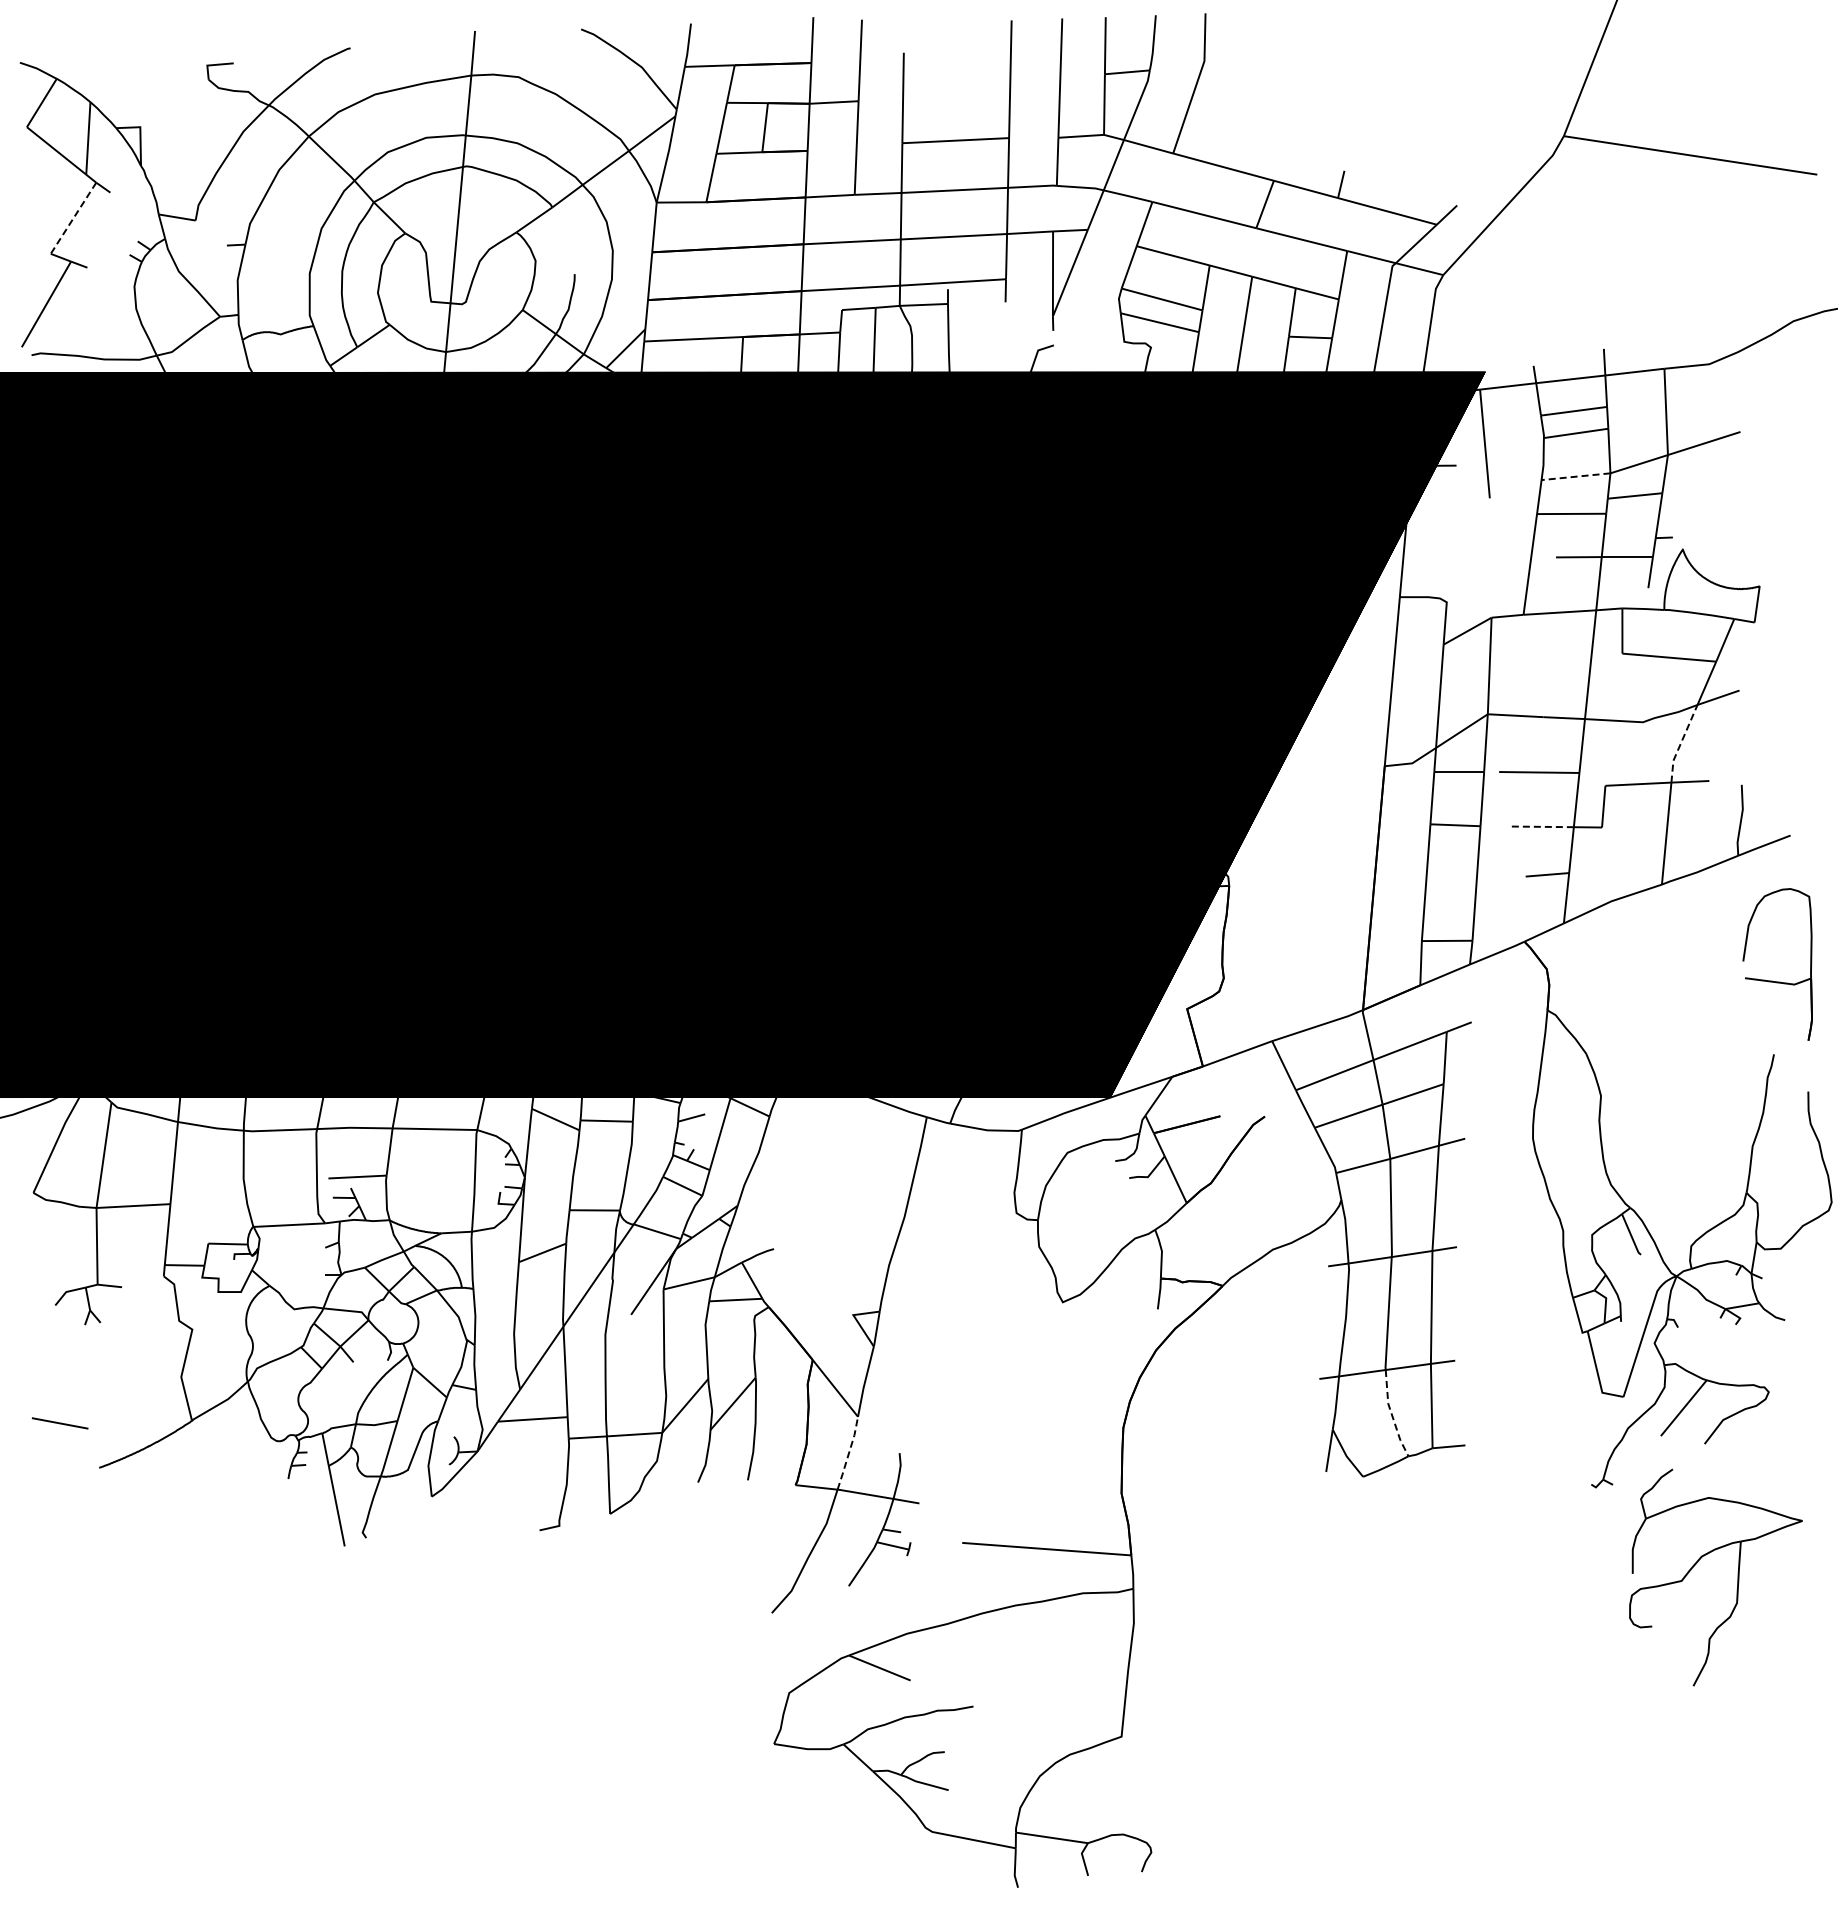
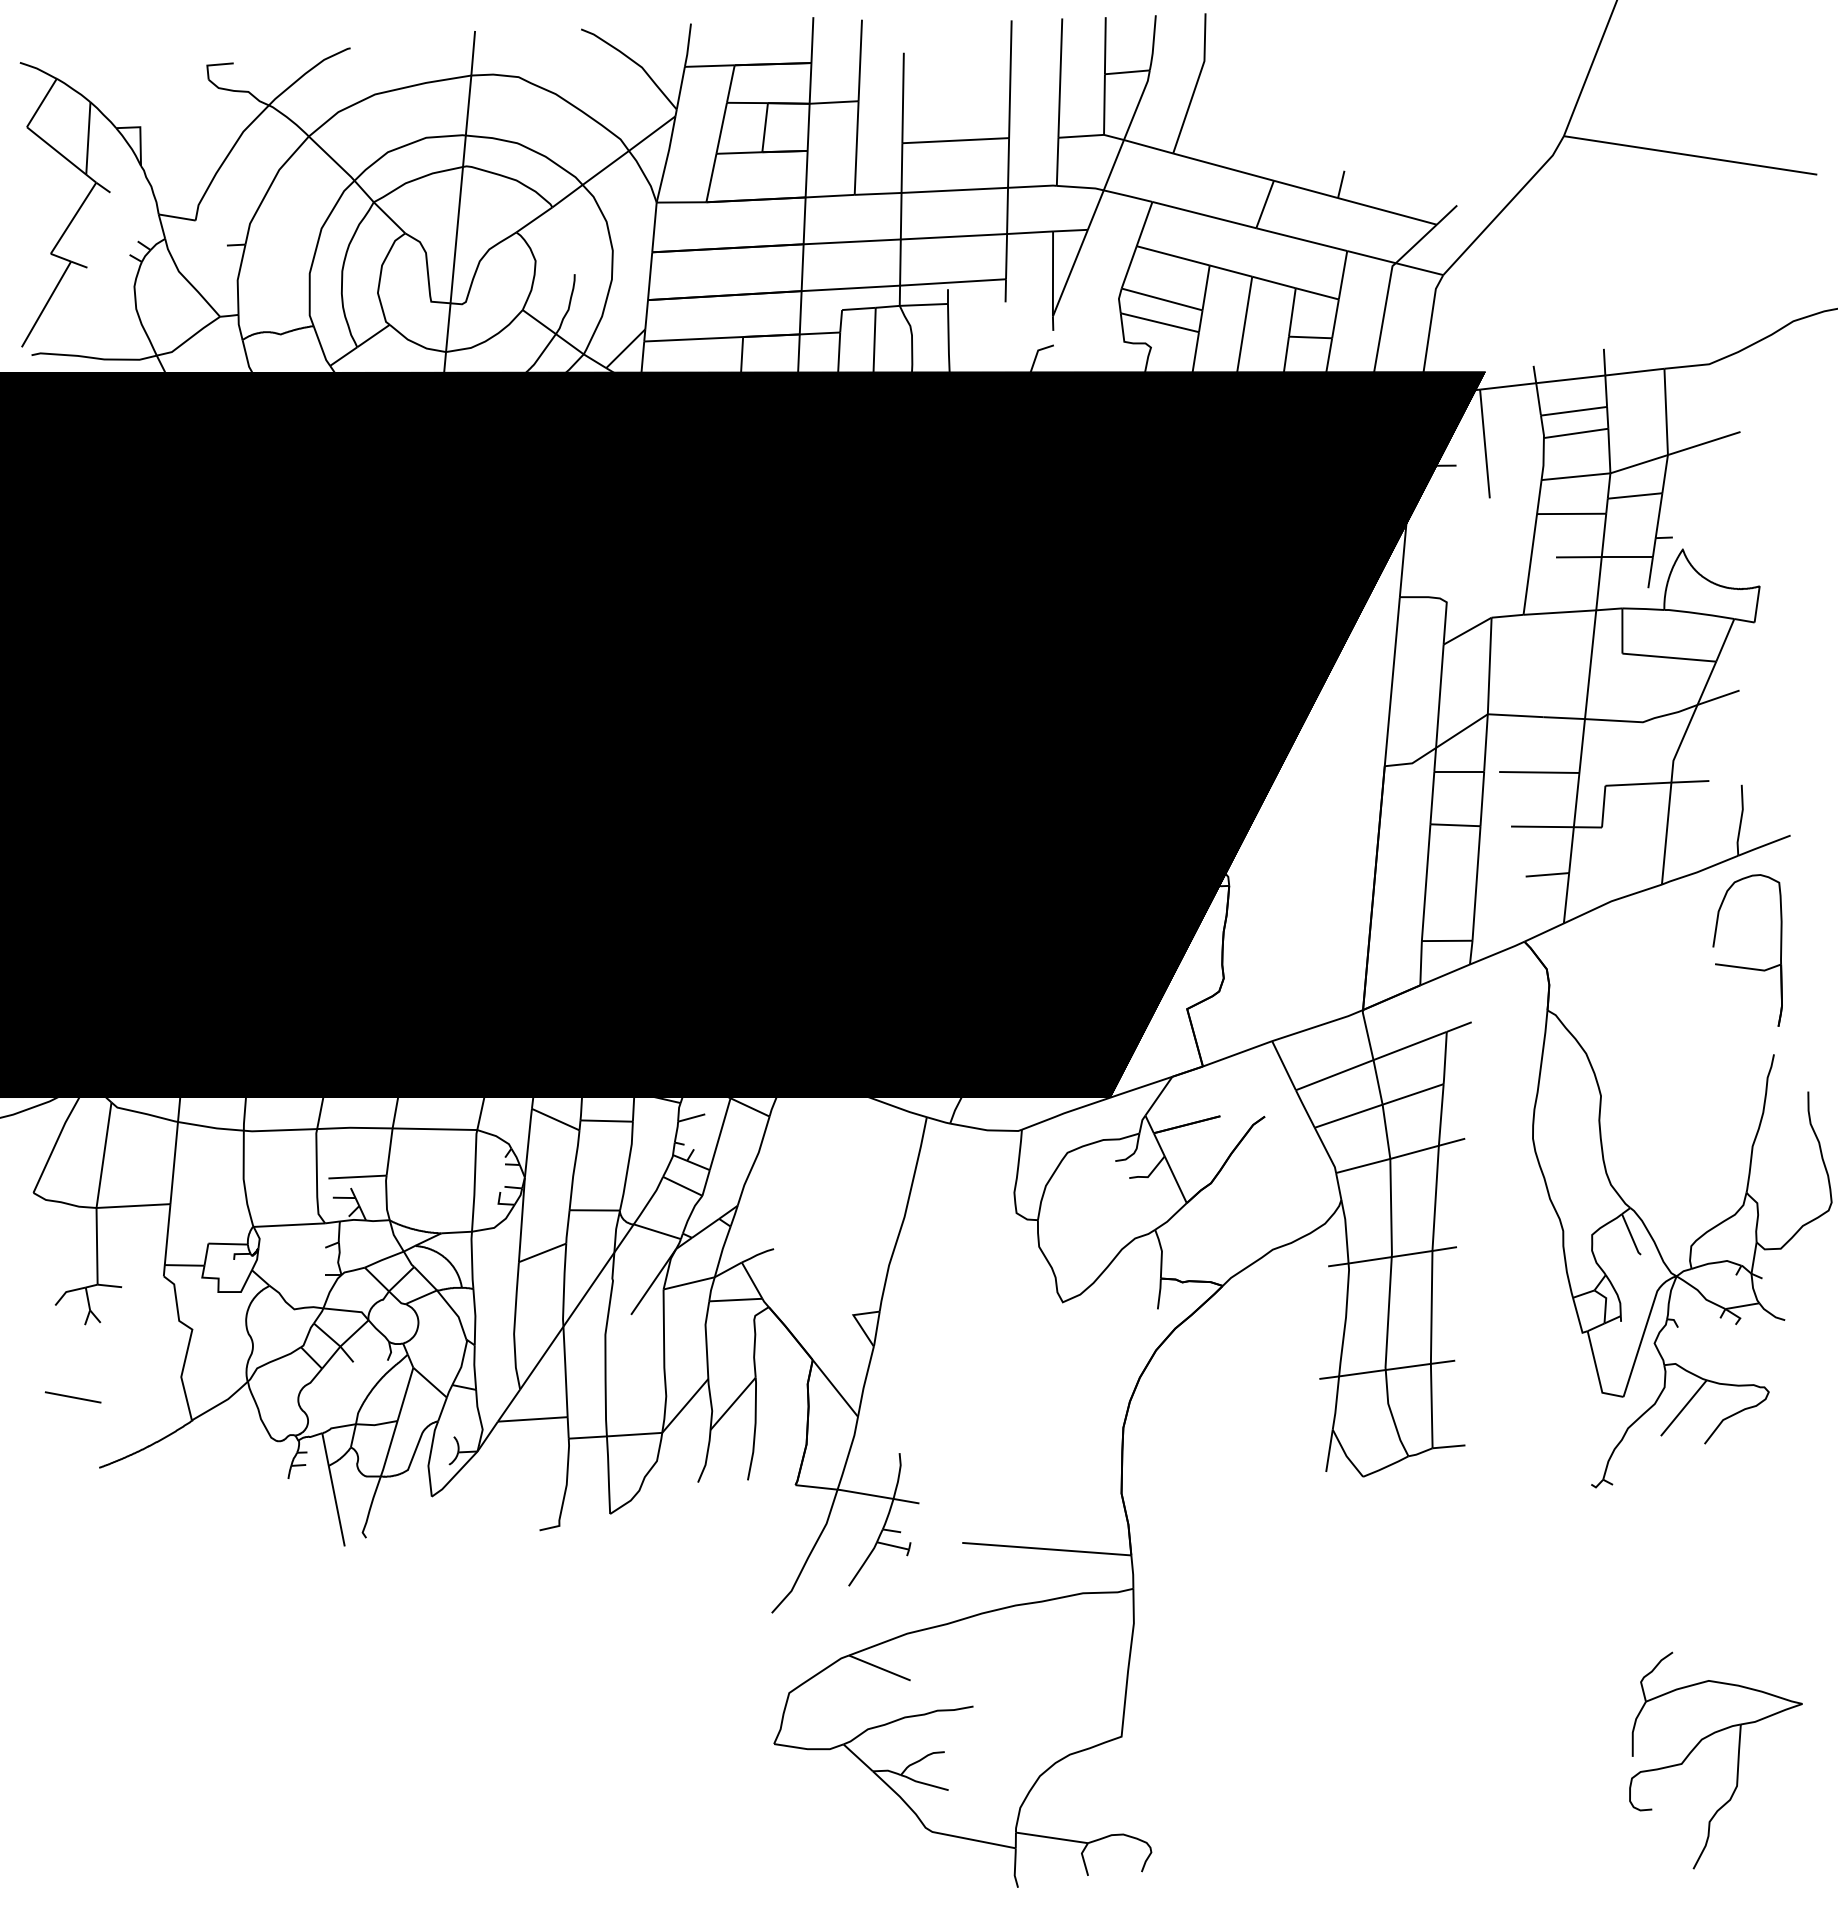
line: dashed -> solid (73, 218)
line: dashed -> solid (1576, 476)
line: dashed -> solid (1680, 743)
line: dashed -> solid (1541, 826)
part position: (1772, 980) -> (1742, 966) (1742, 966)
line: dashed -> solid (1391, 1414)
line position: (59, 1423) -> (72, 1397) (72, 1397)
line: dashed -> solid (848, 1453)
part position: (1737, 1577) -> (1737, 1760) (1737, 1760)
